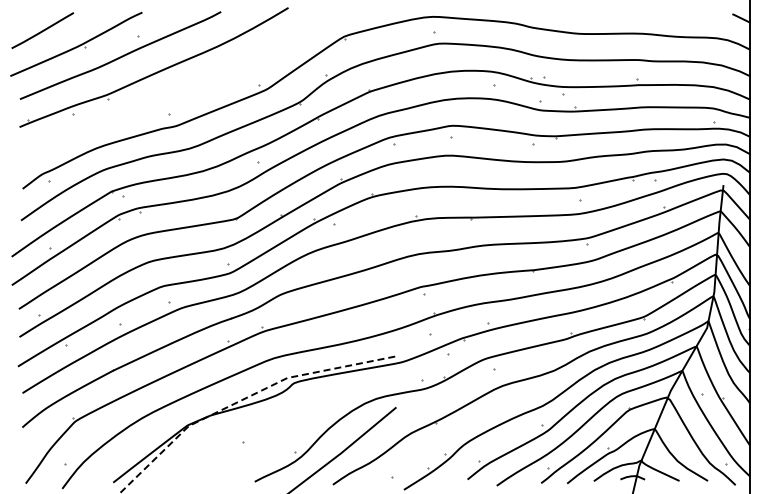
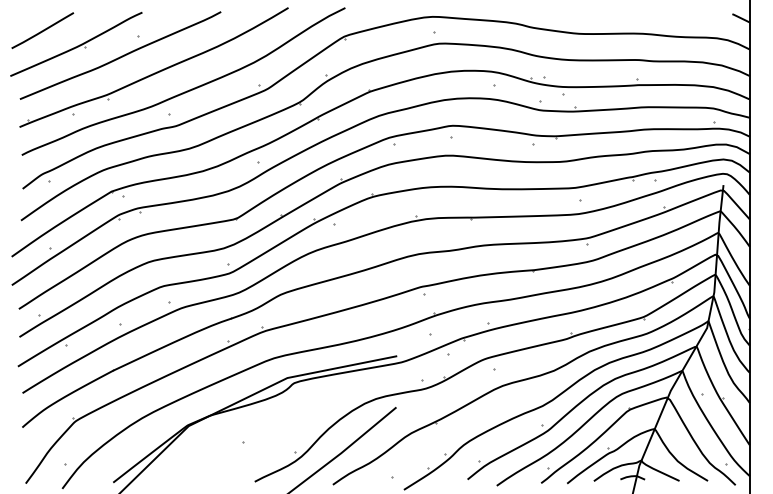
curve: none -> present (186, 90)
line: dashed -> solid (245, 398)
